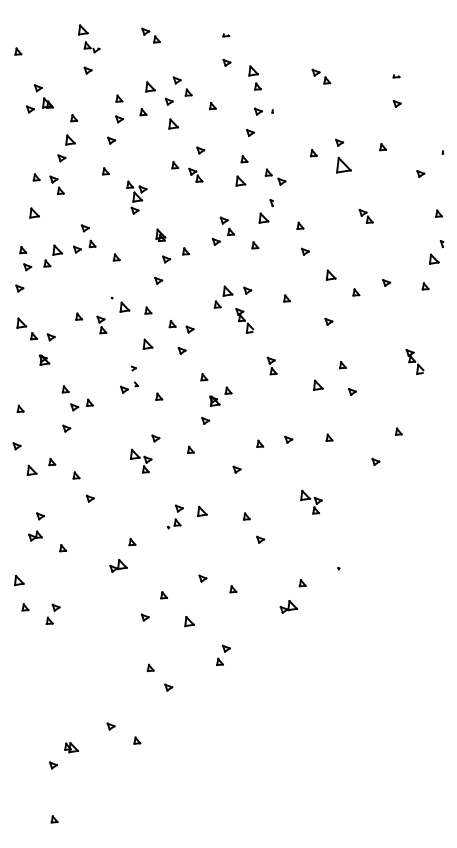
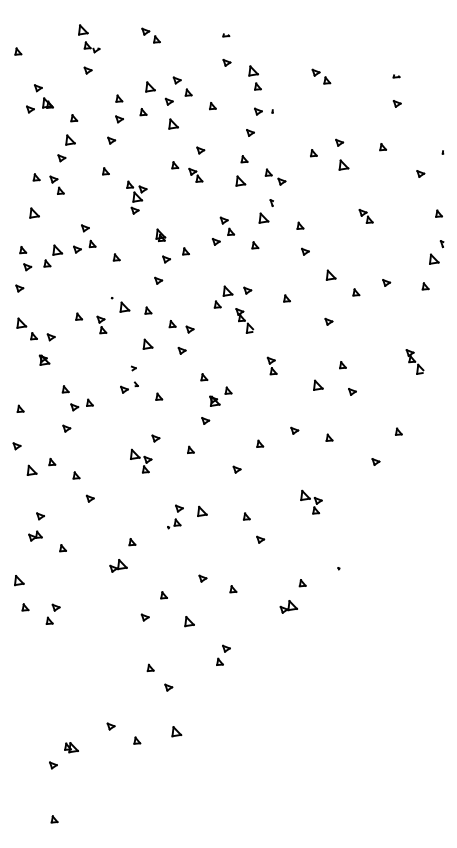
part size: 16x18 px -> 12x12 px (343, 164)
part position: (288, 439) -> (294, 430) (294, 430)
part: none -> present (176, 731)
